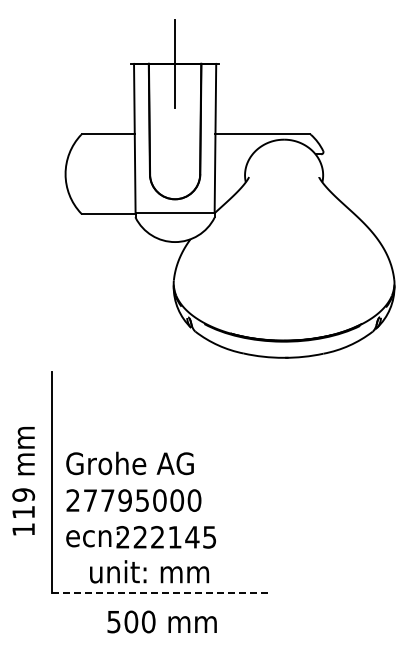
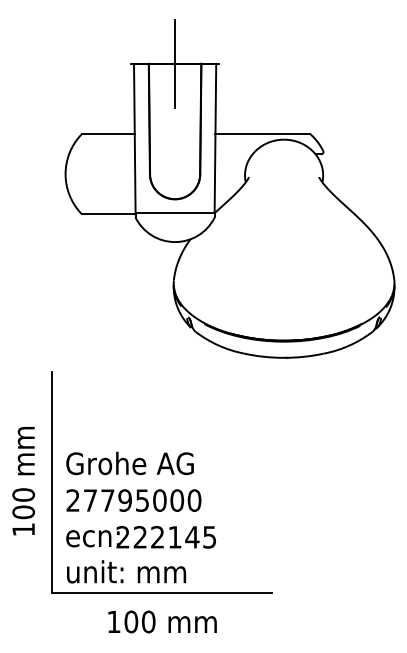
text: 119 -> 100 (23, 503)
text position: (149, 571) -> (126, 571) (126, 571)
line: dashed -> solid (162, 592)
text: 500 -> 100 (113, 622)
